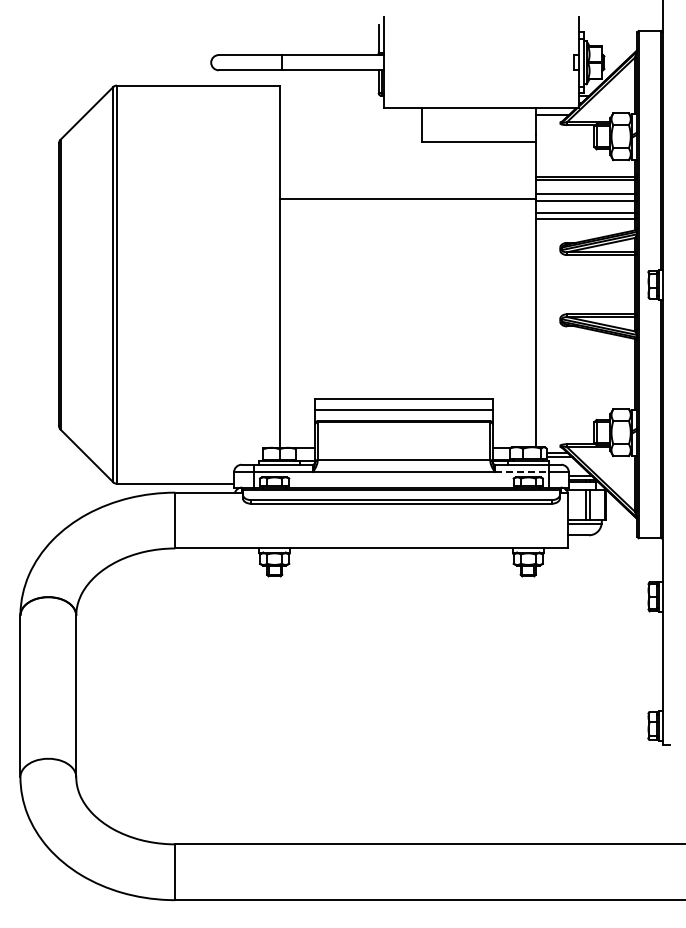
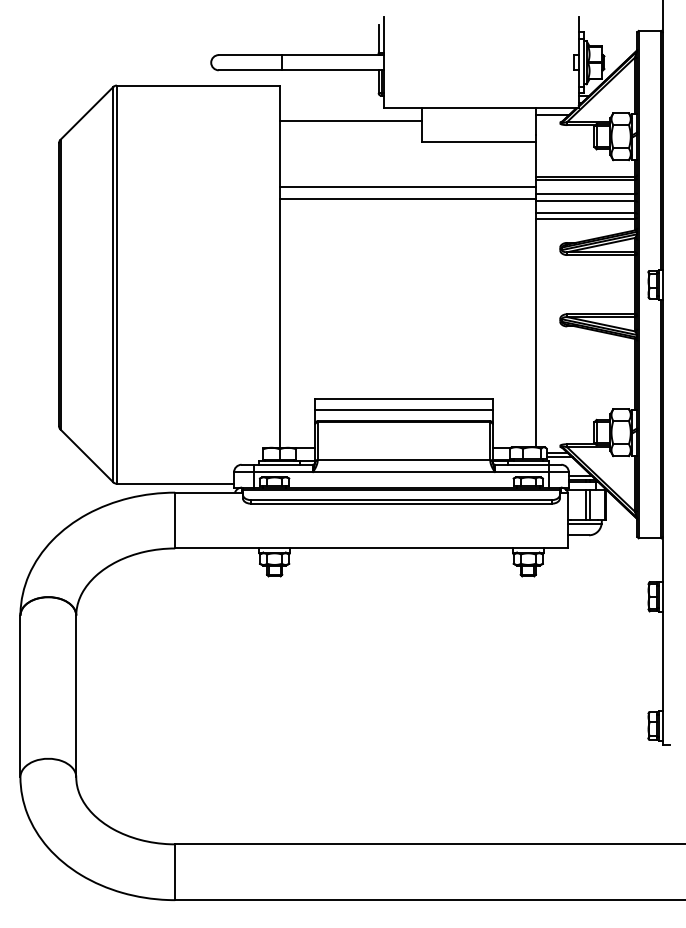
line: none -> present (350, 121)
line: none -> present (407, 187)
line: dashed -> solid (521, 472)
